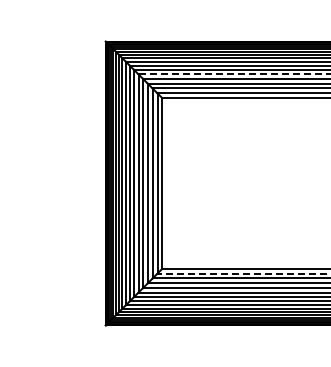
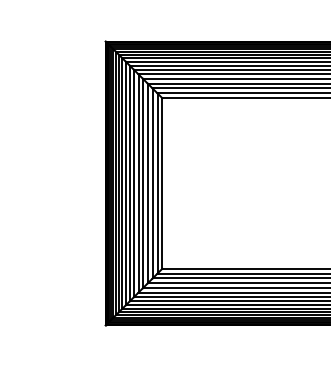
line: dashed -> solid (235, 74)
line: dashed -> solid (244, 273)
